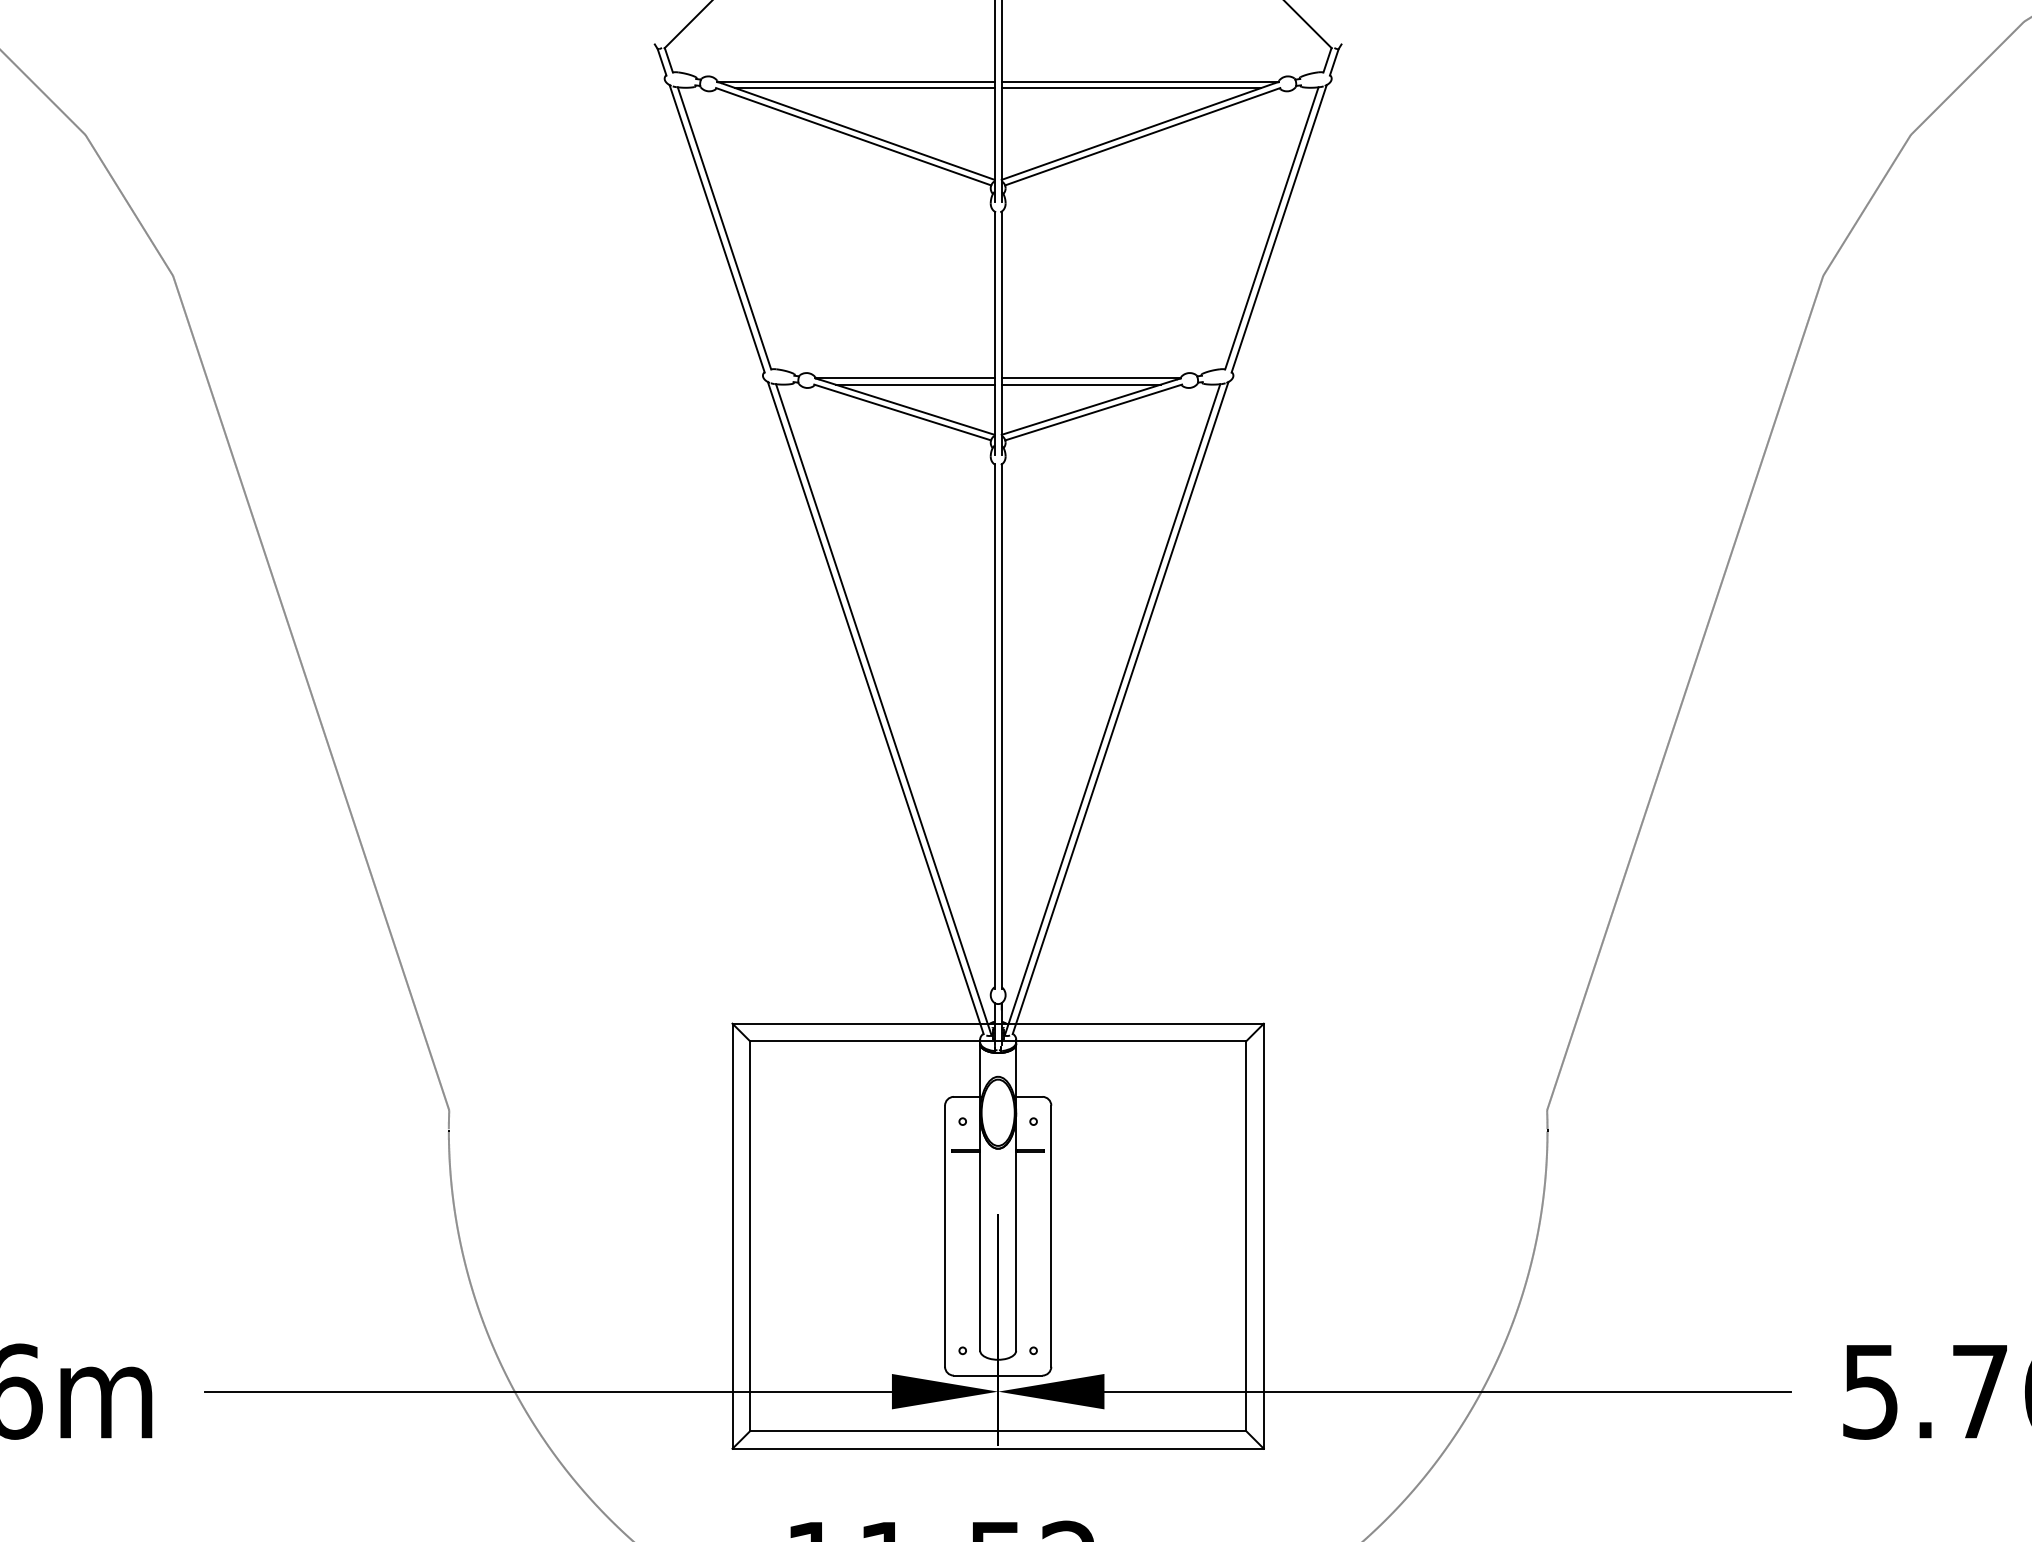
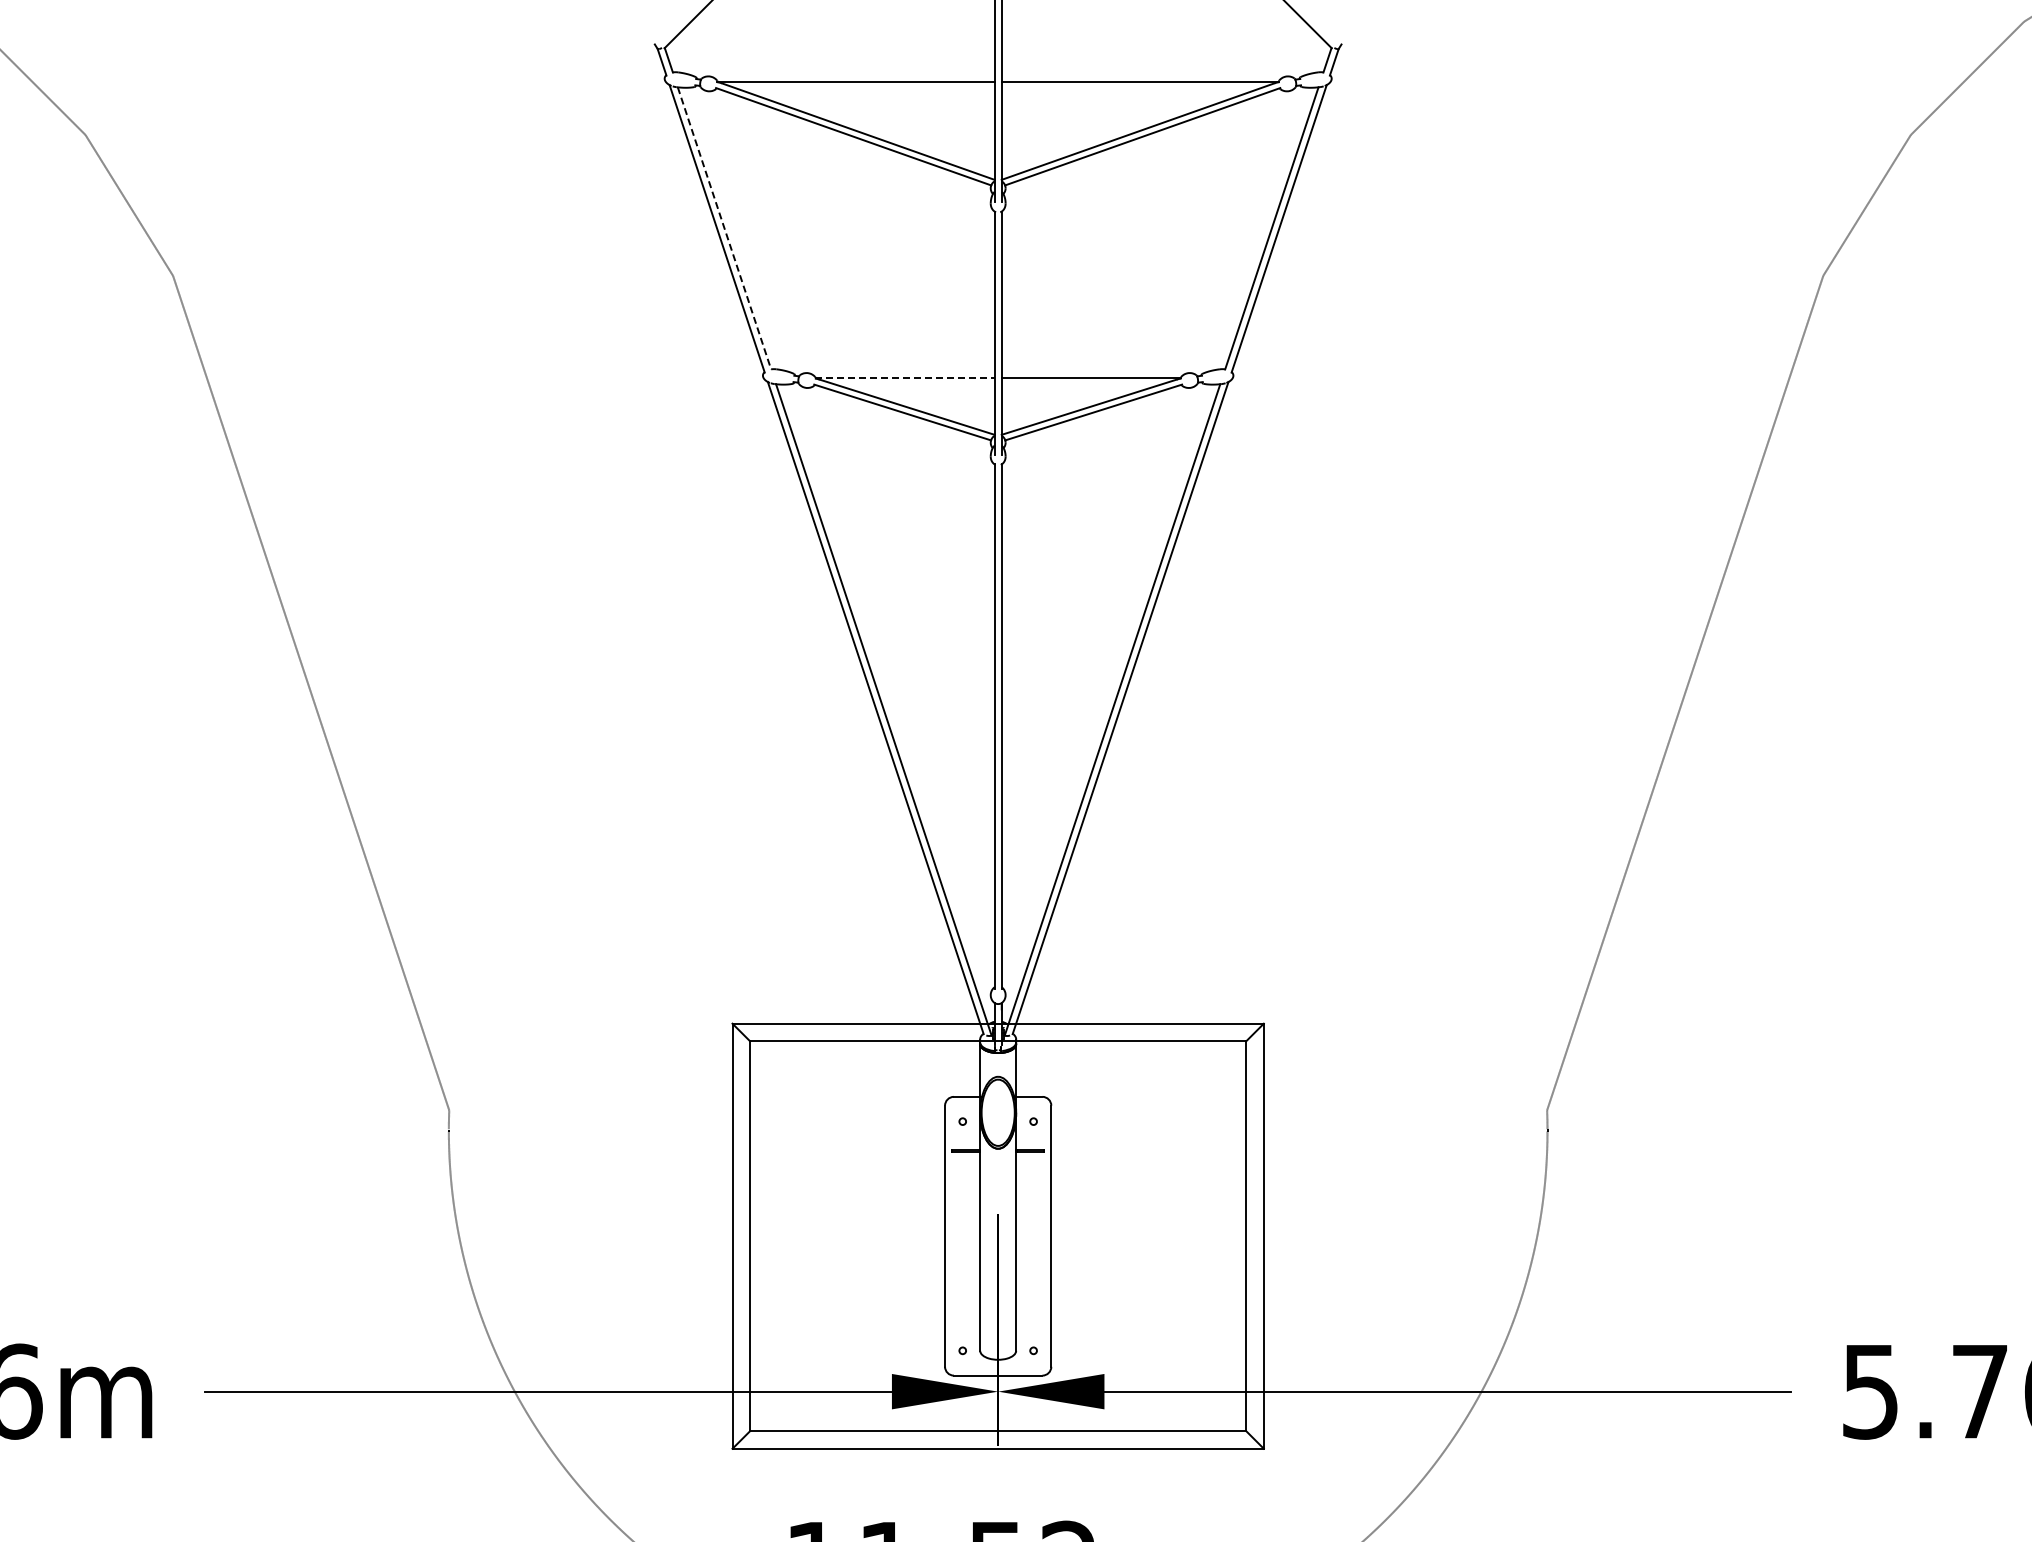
line: present -> none (864, 88)
line: present -> none (1131, 88)
line: solid -> dashed (724, 228)
line: solid -> dashed (904, 378)
line: present -> none (914, 384)
line: present -> none (1080, 384)
